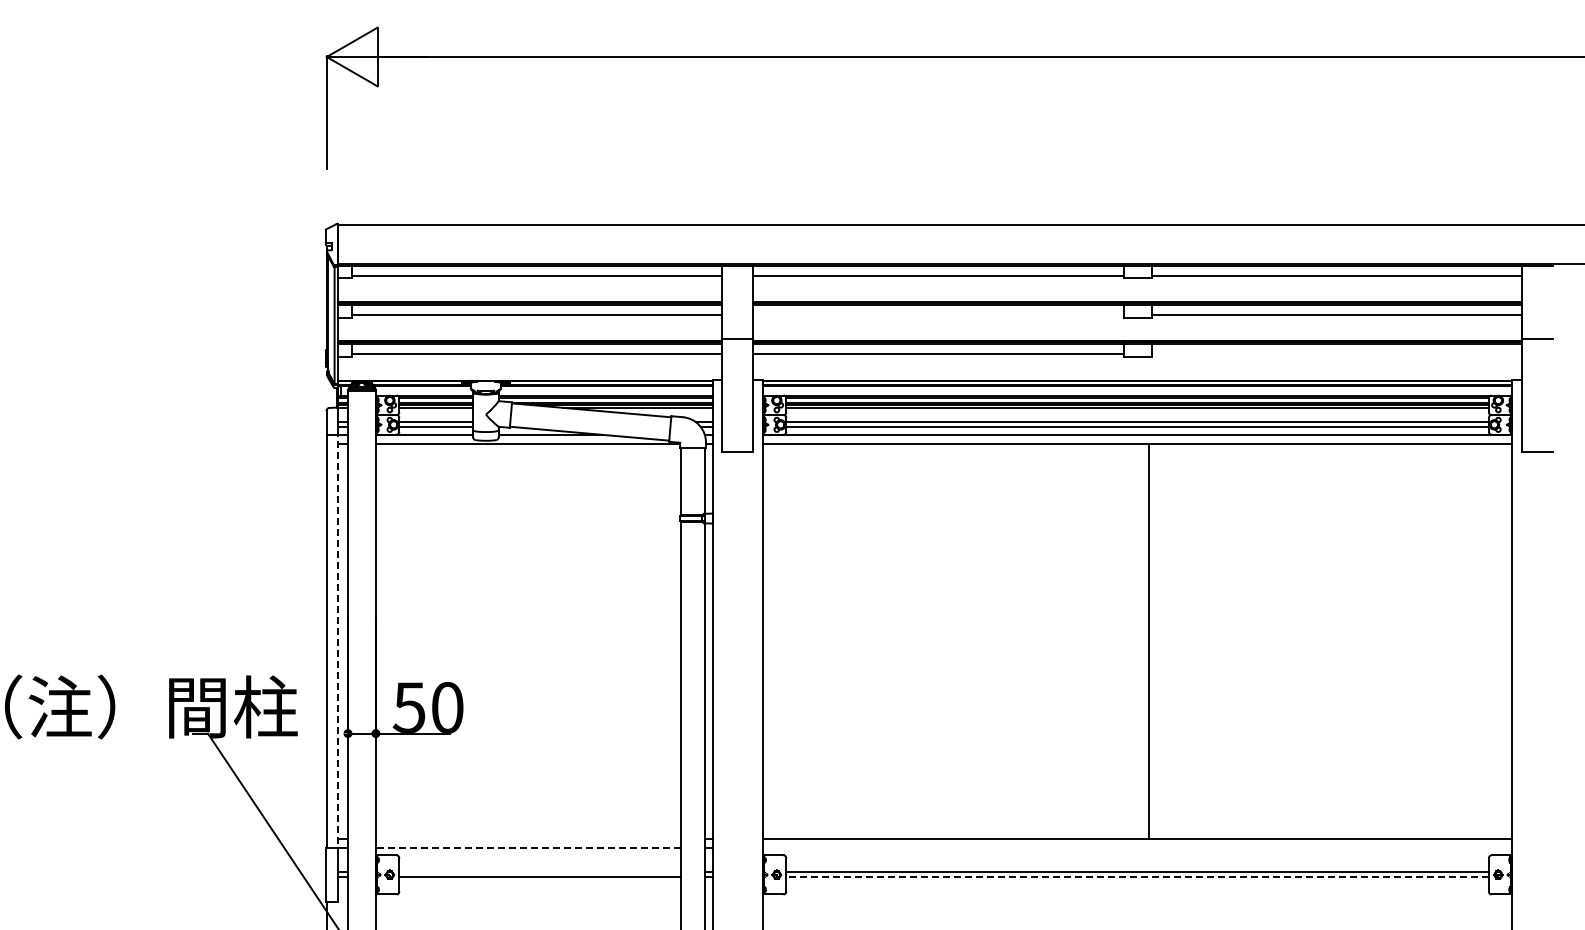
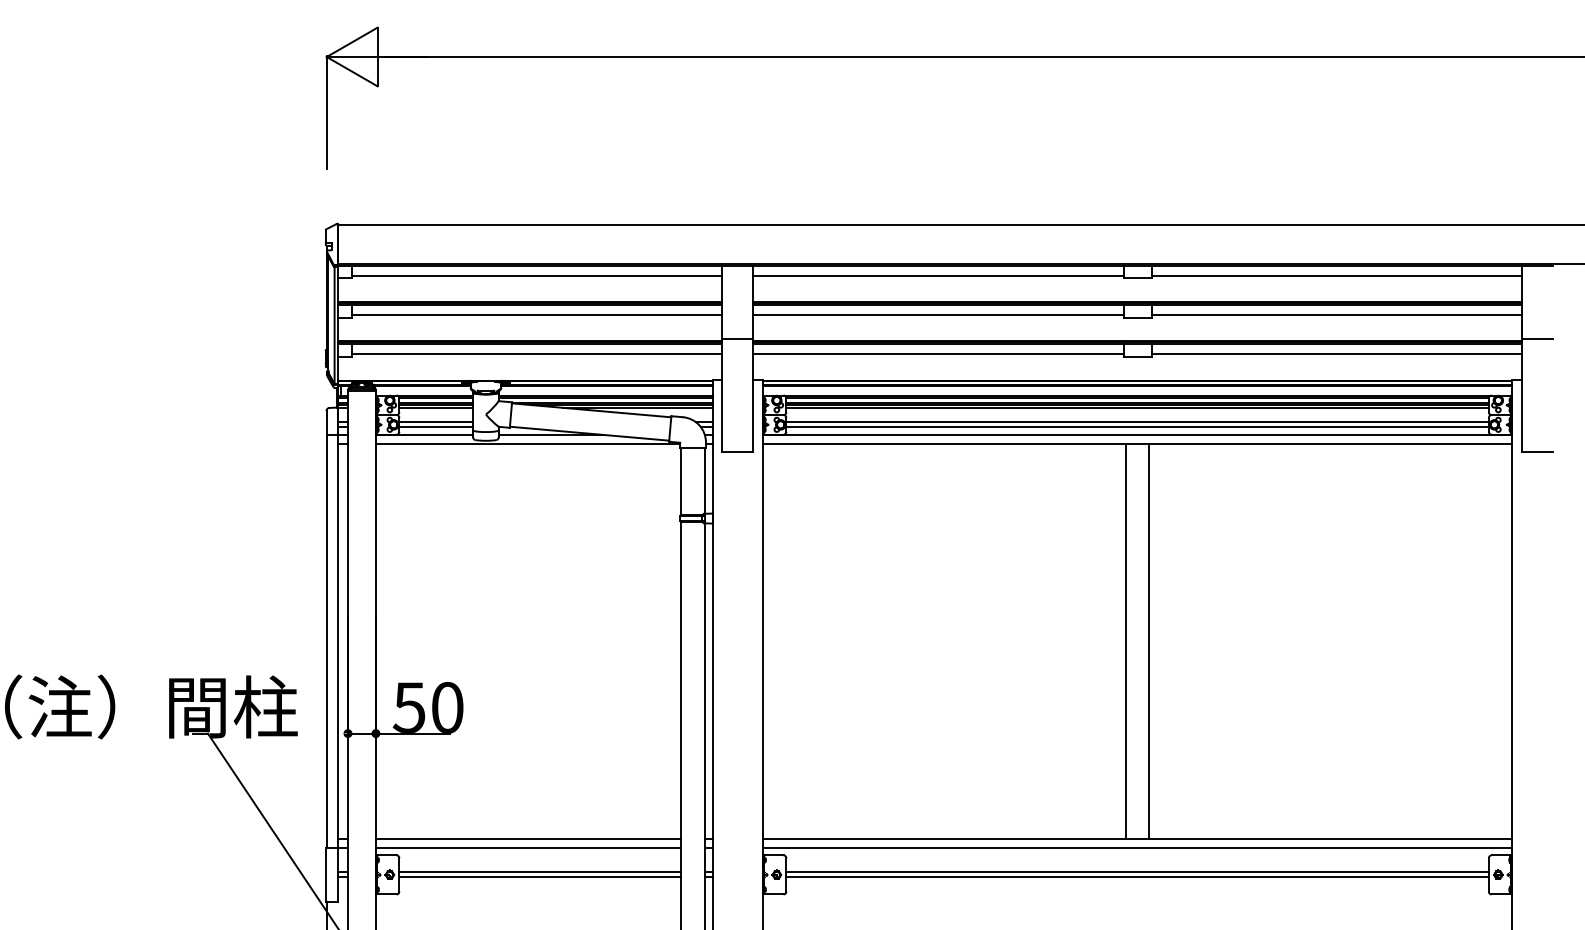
line: none -> present (938, 314)
line: none -> present (1336, 354)
line: dashed -> solid (337, 628)
line: none -> present (1126, 640)
line: none -> present (528, 838)
line: dashed -> solid (528, 847)
line: none -> present (1137, 847)
line: none -> present (540, 872)
line: dashed -> solid (1137, 877)
